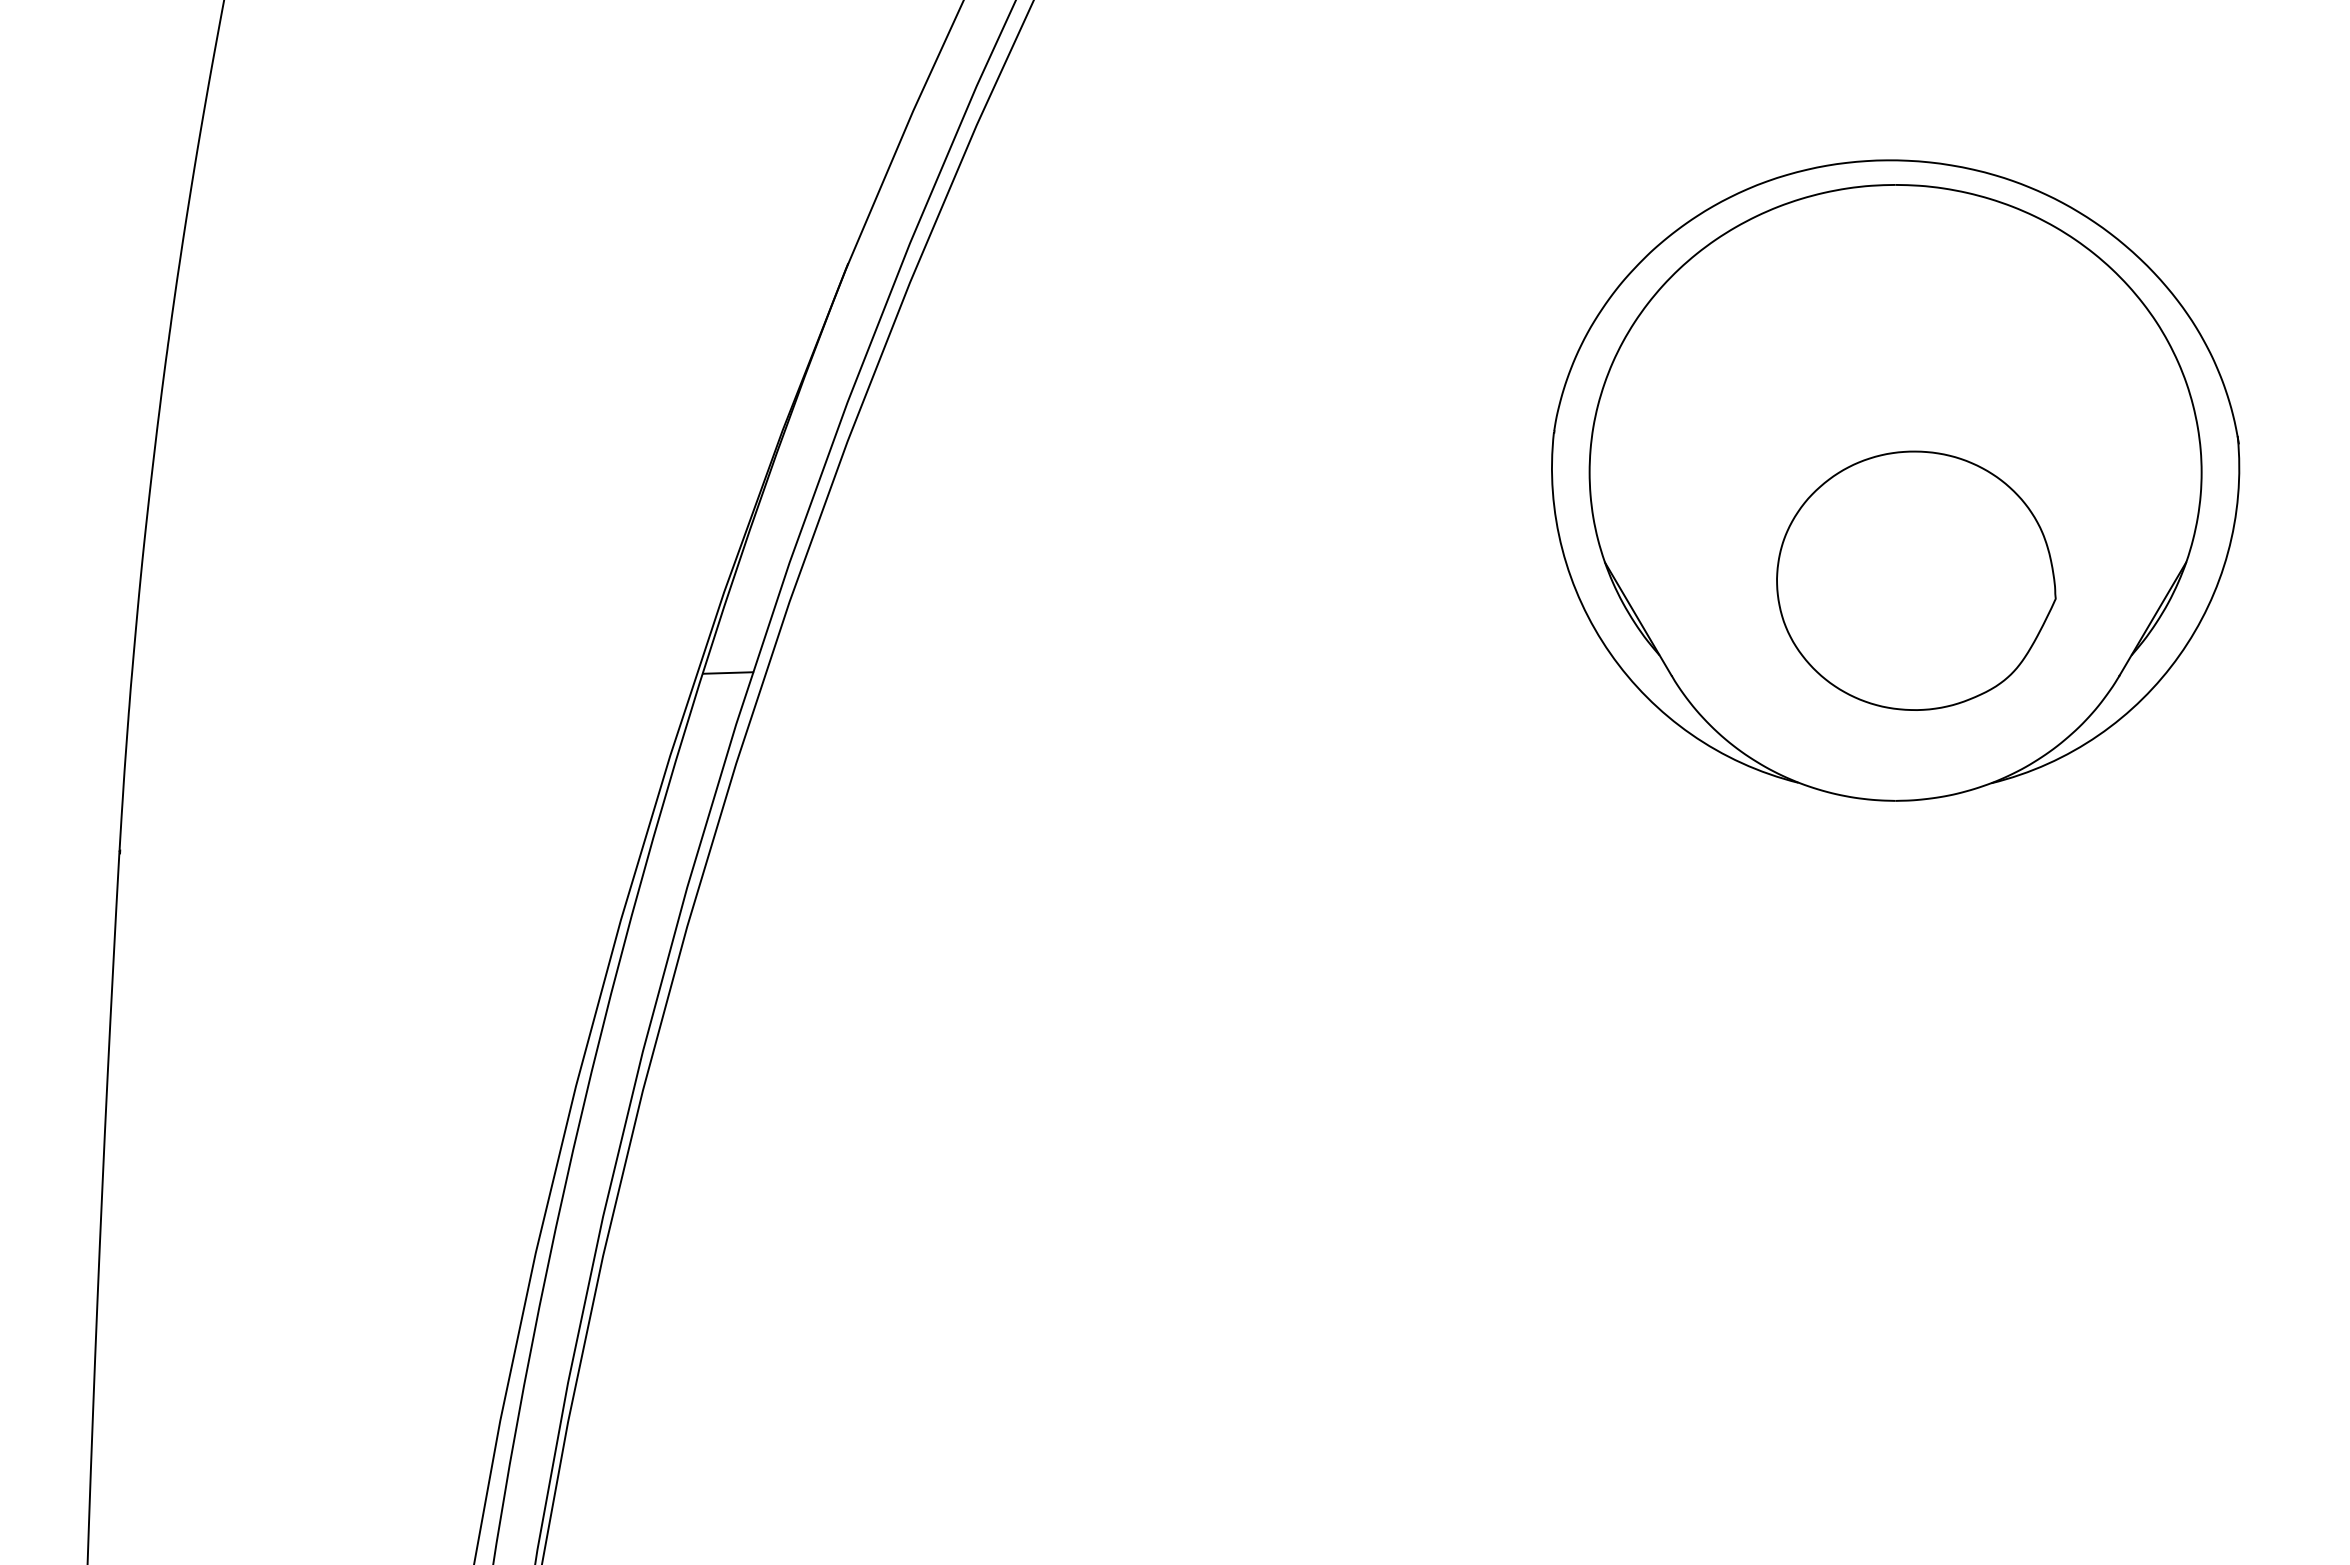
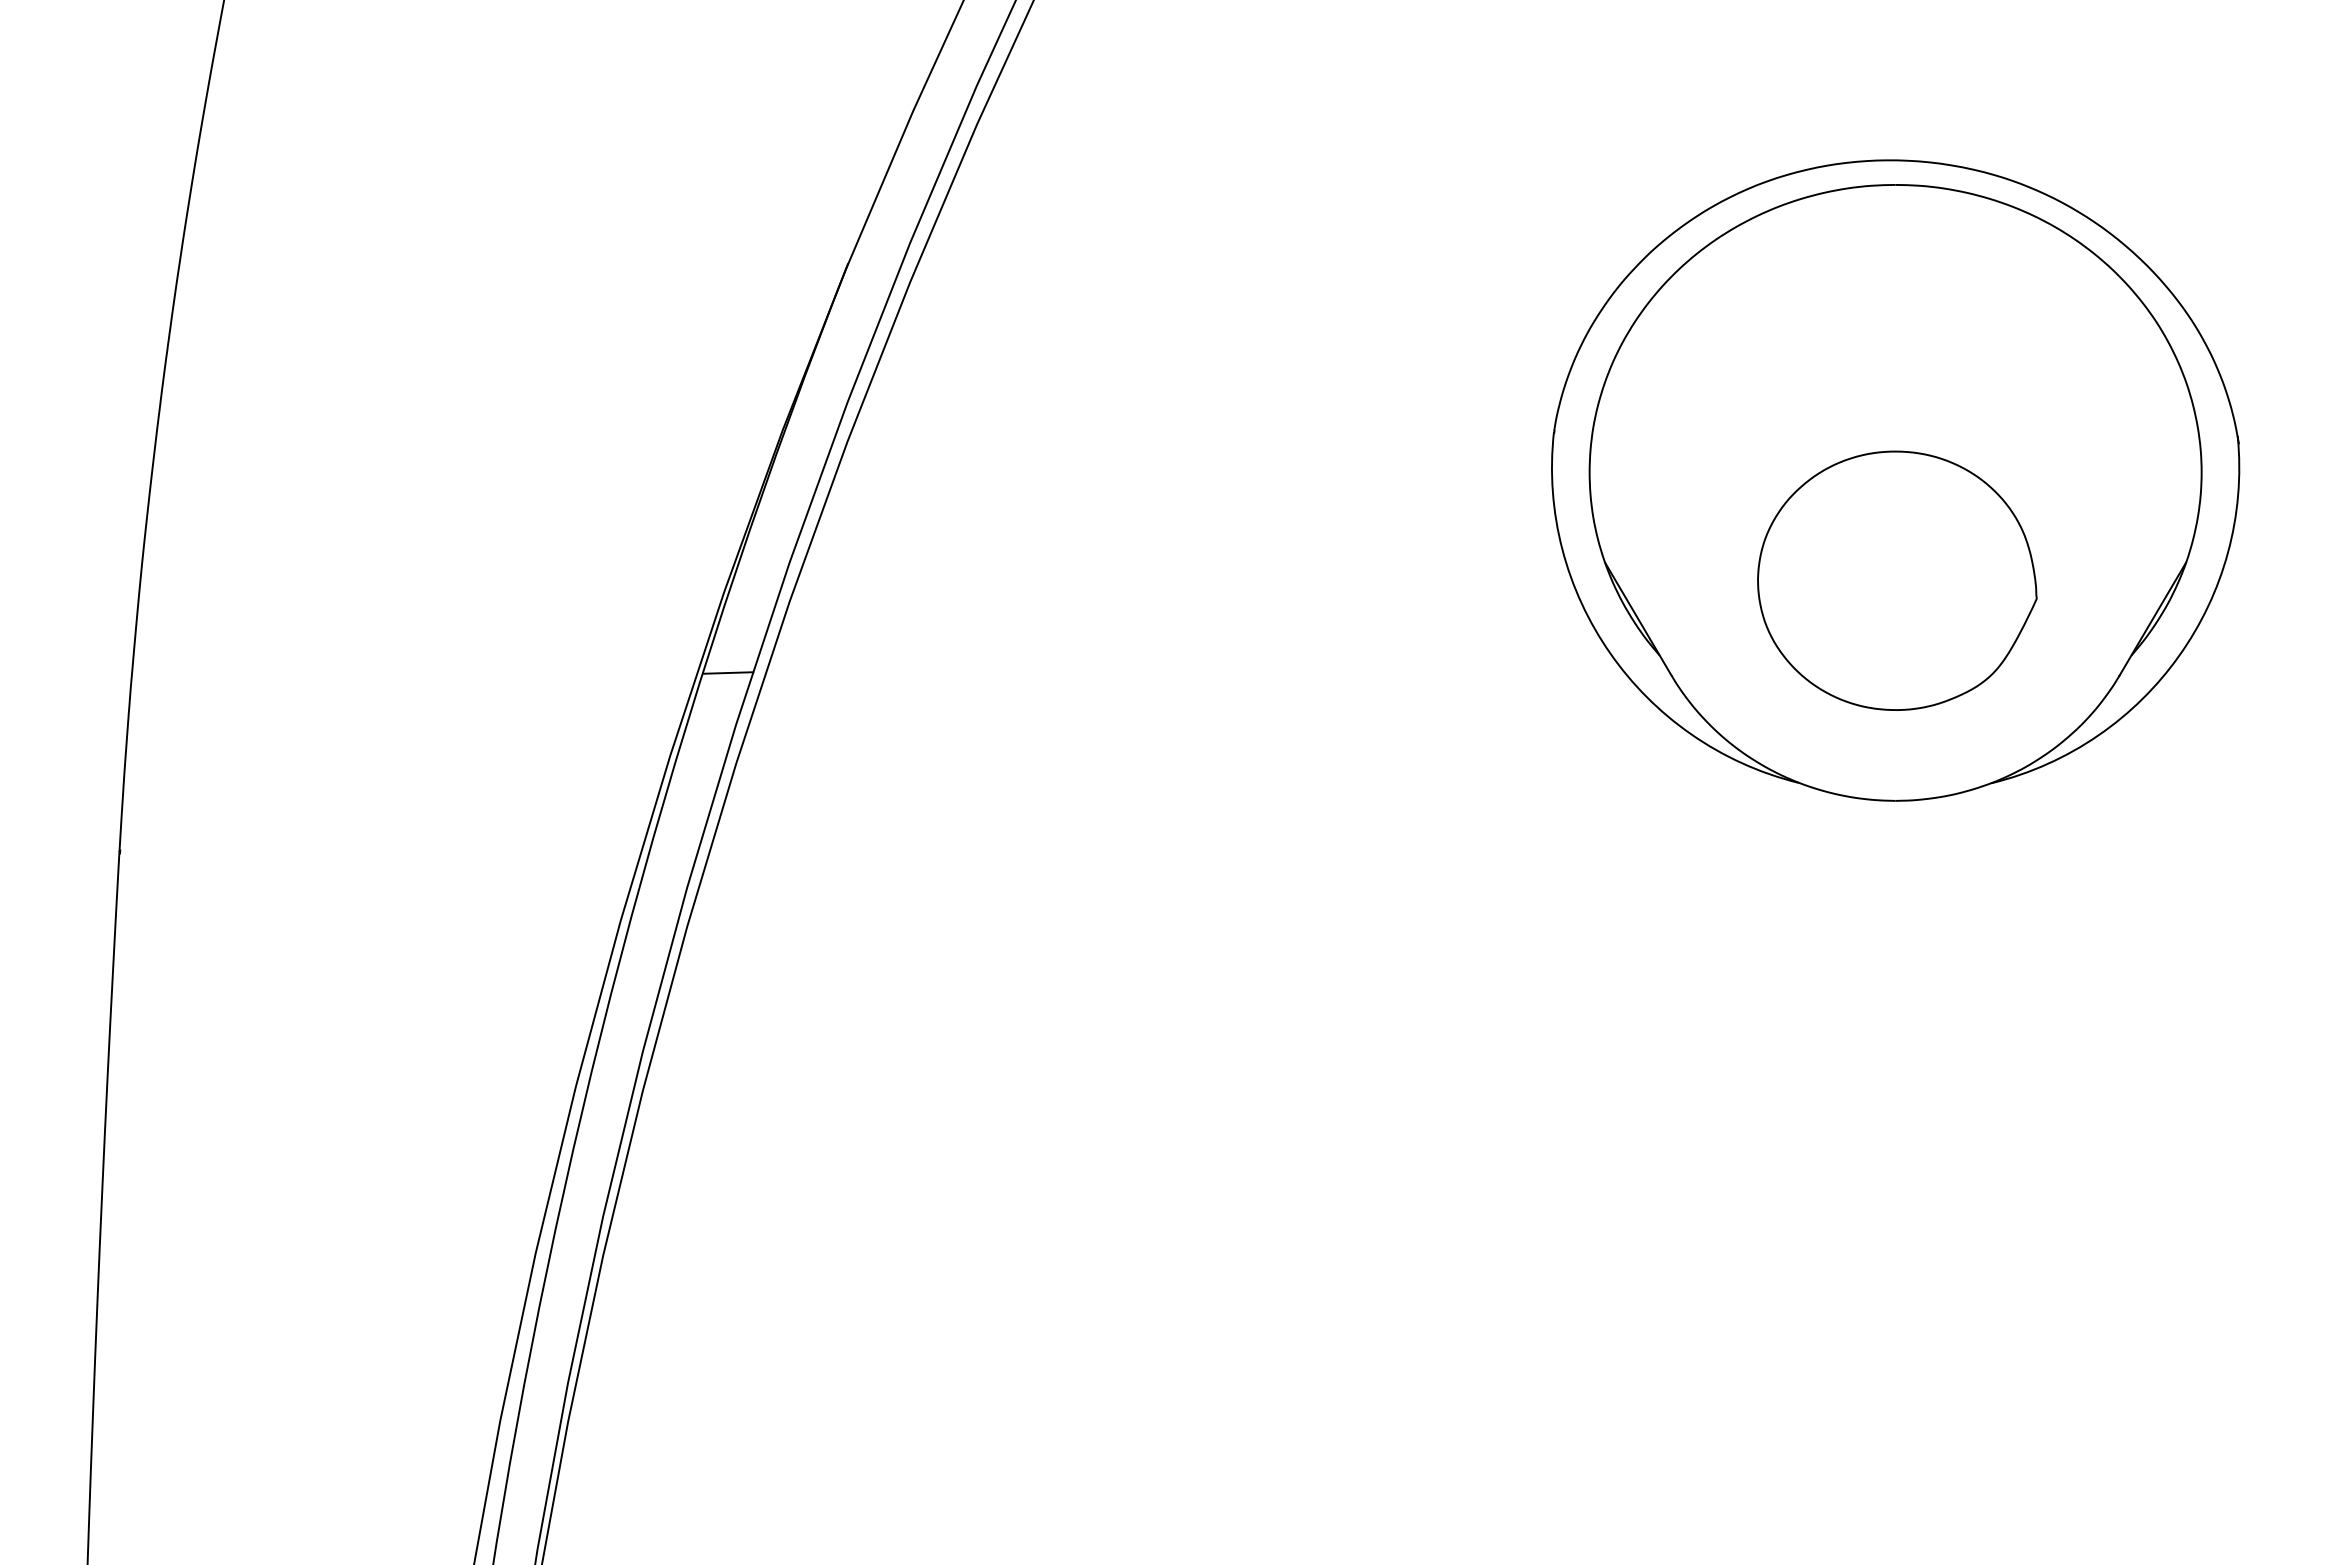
part position: (1916, 580) -> (1897, 580) (1897, 580)
